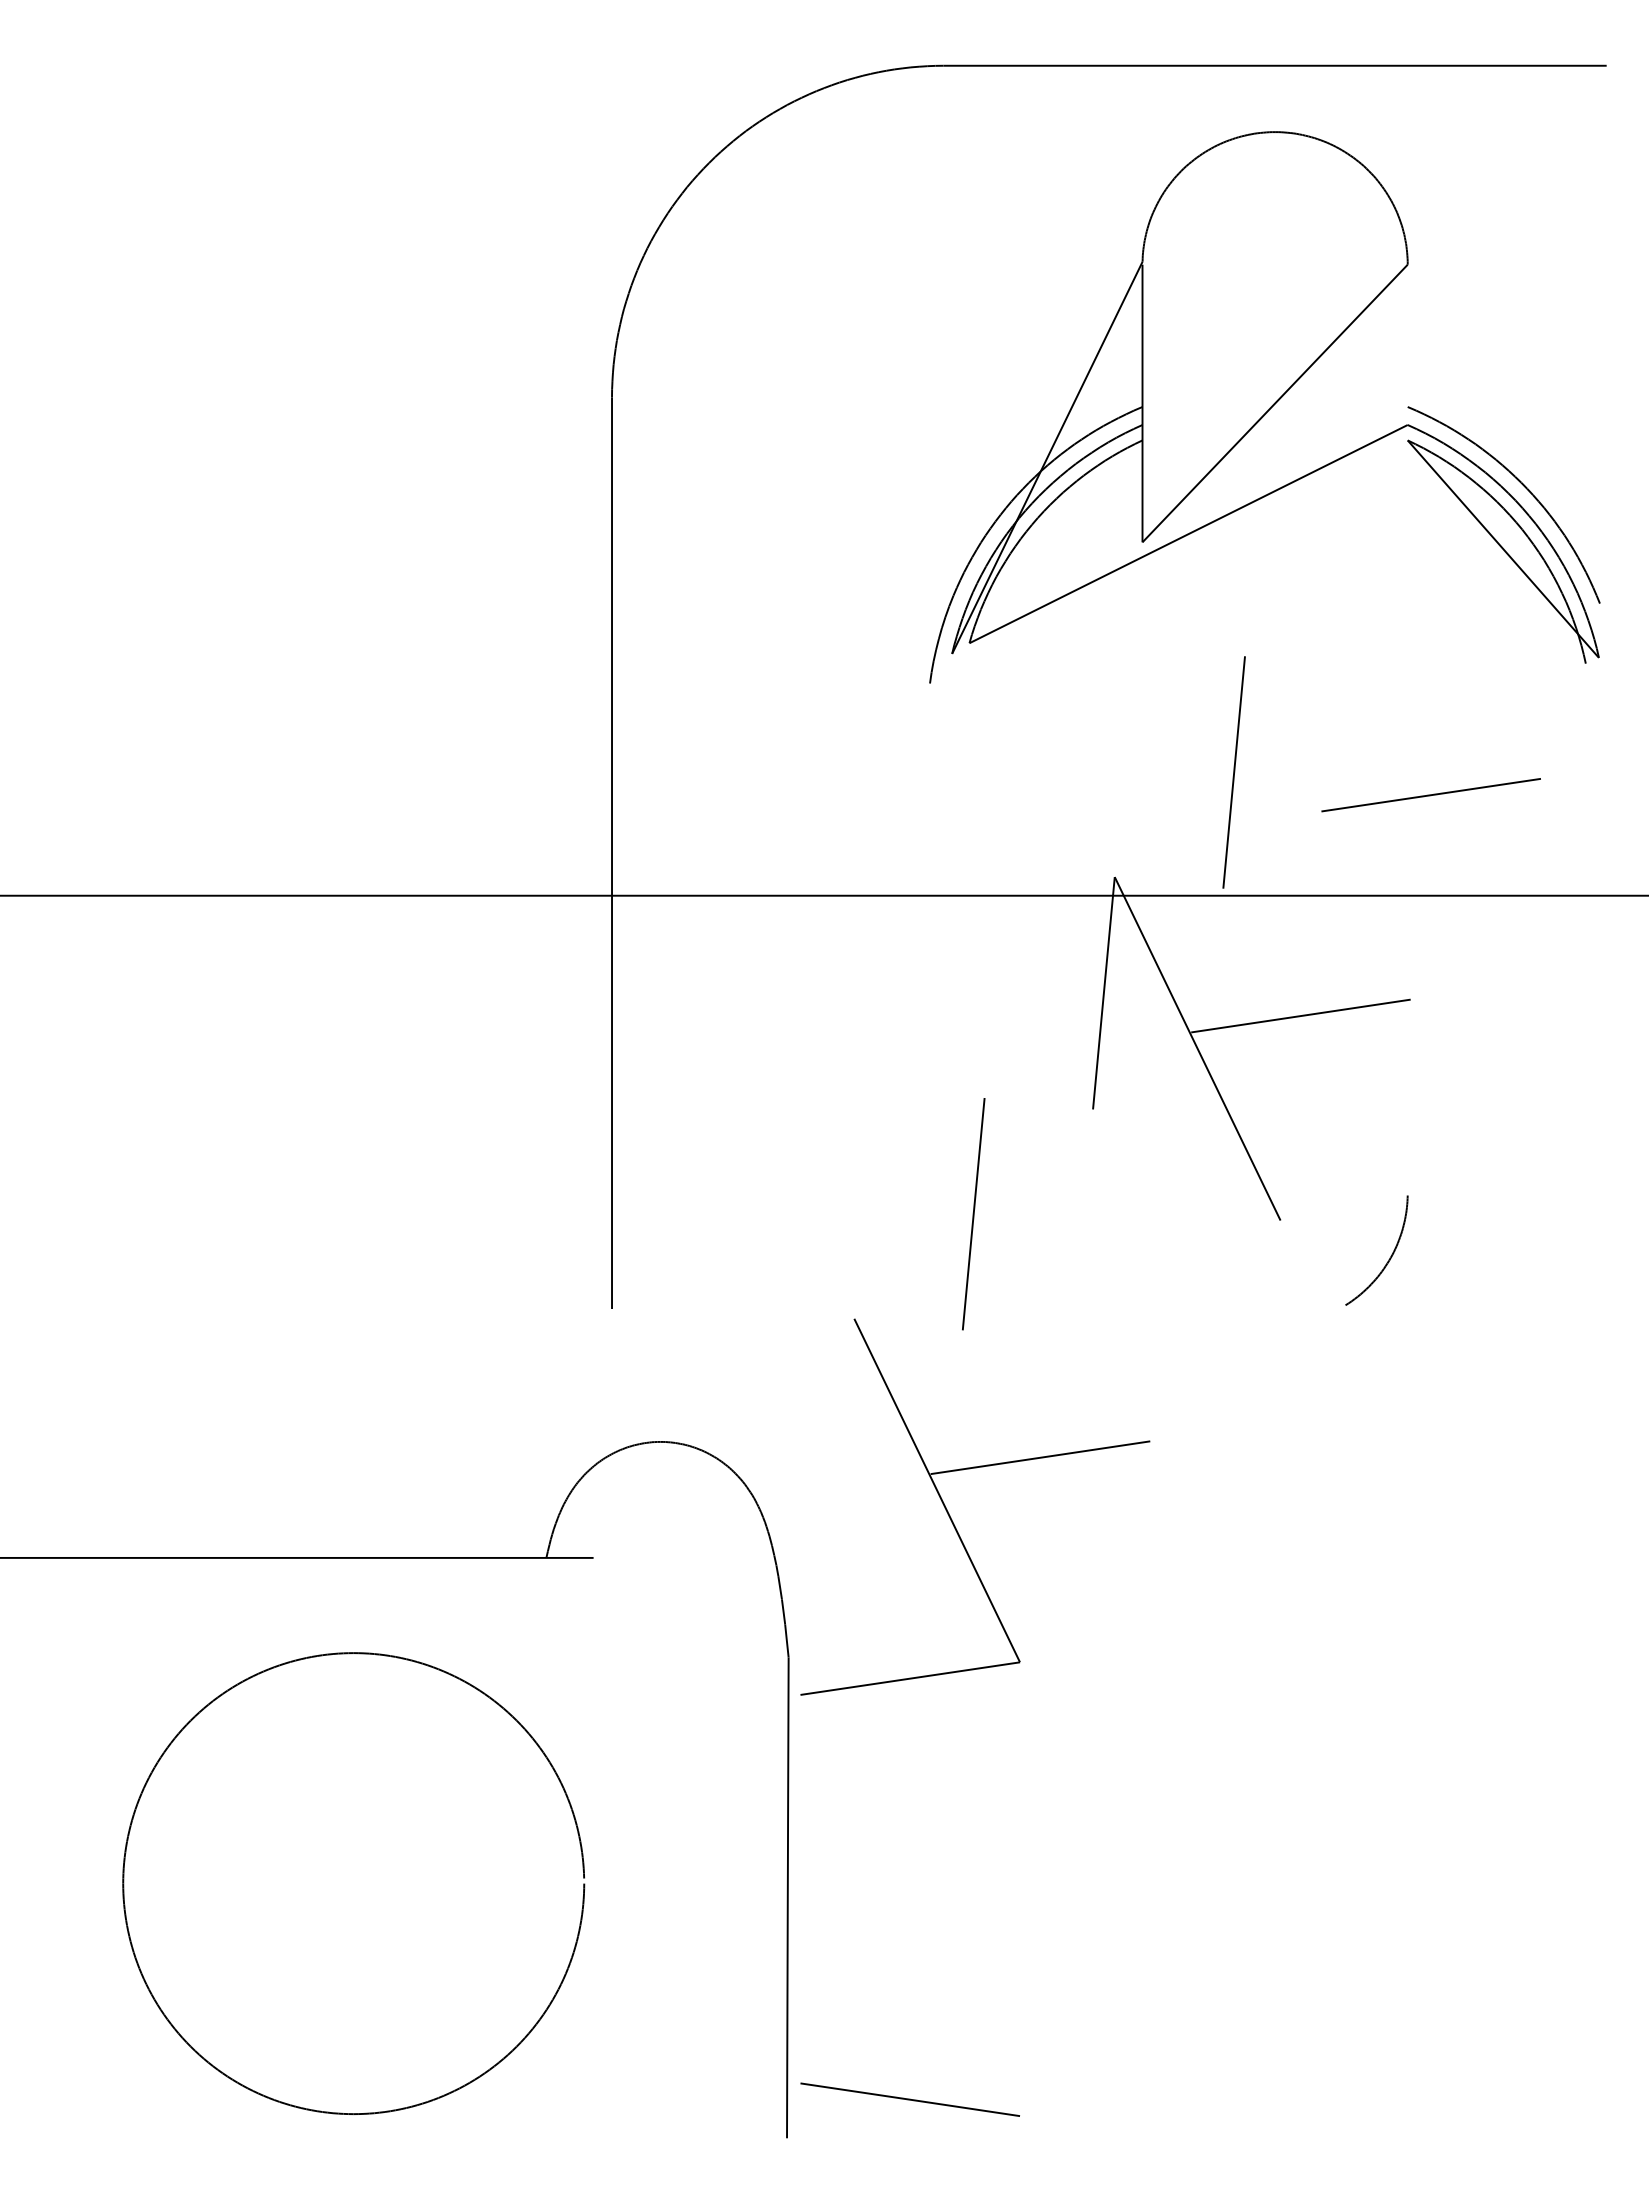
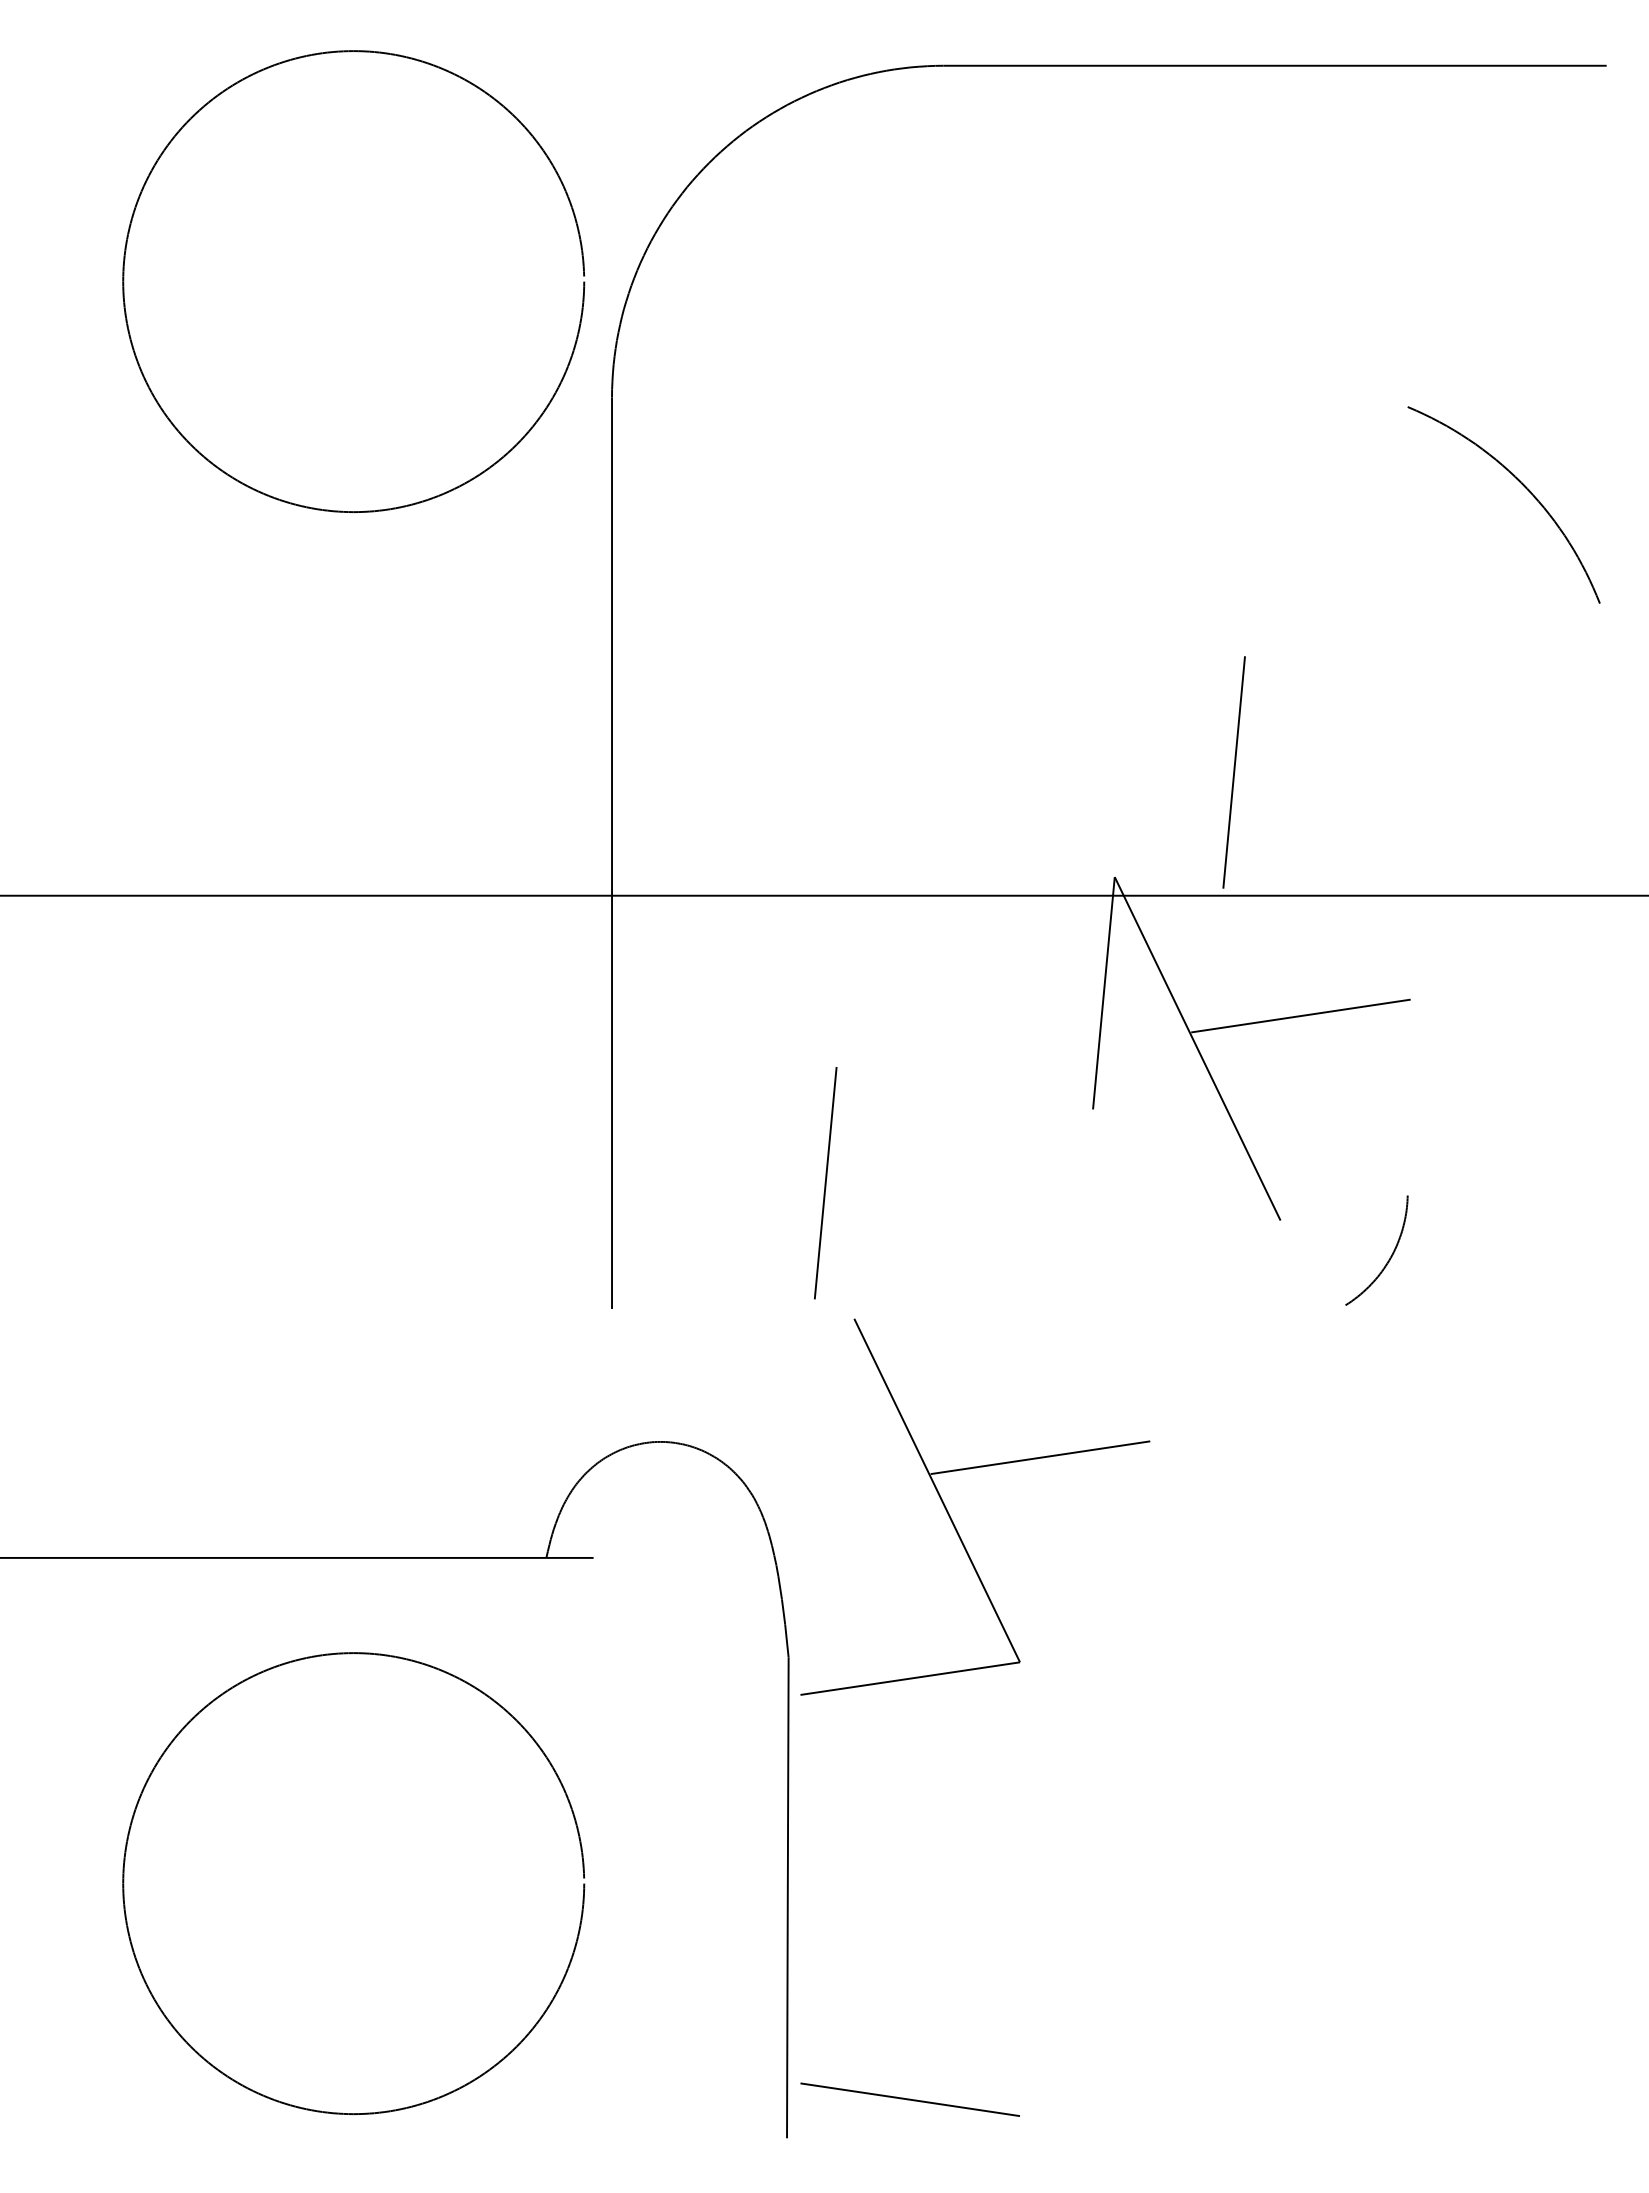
part: none -> present (136, 208)
part: present -> none (1264, 407)
line: present -> none (1430, 795)
line position: (973, 1214) -> (825, 1183) (825, 1183)
